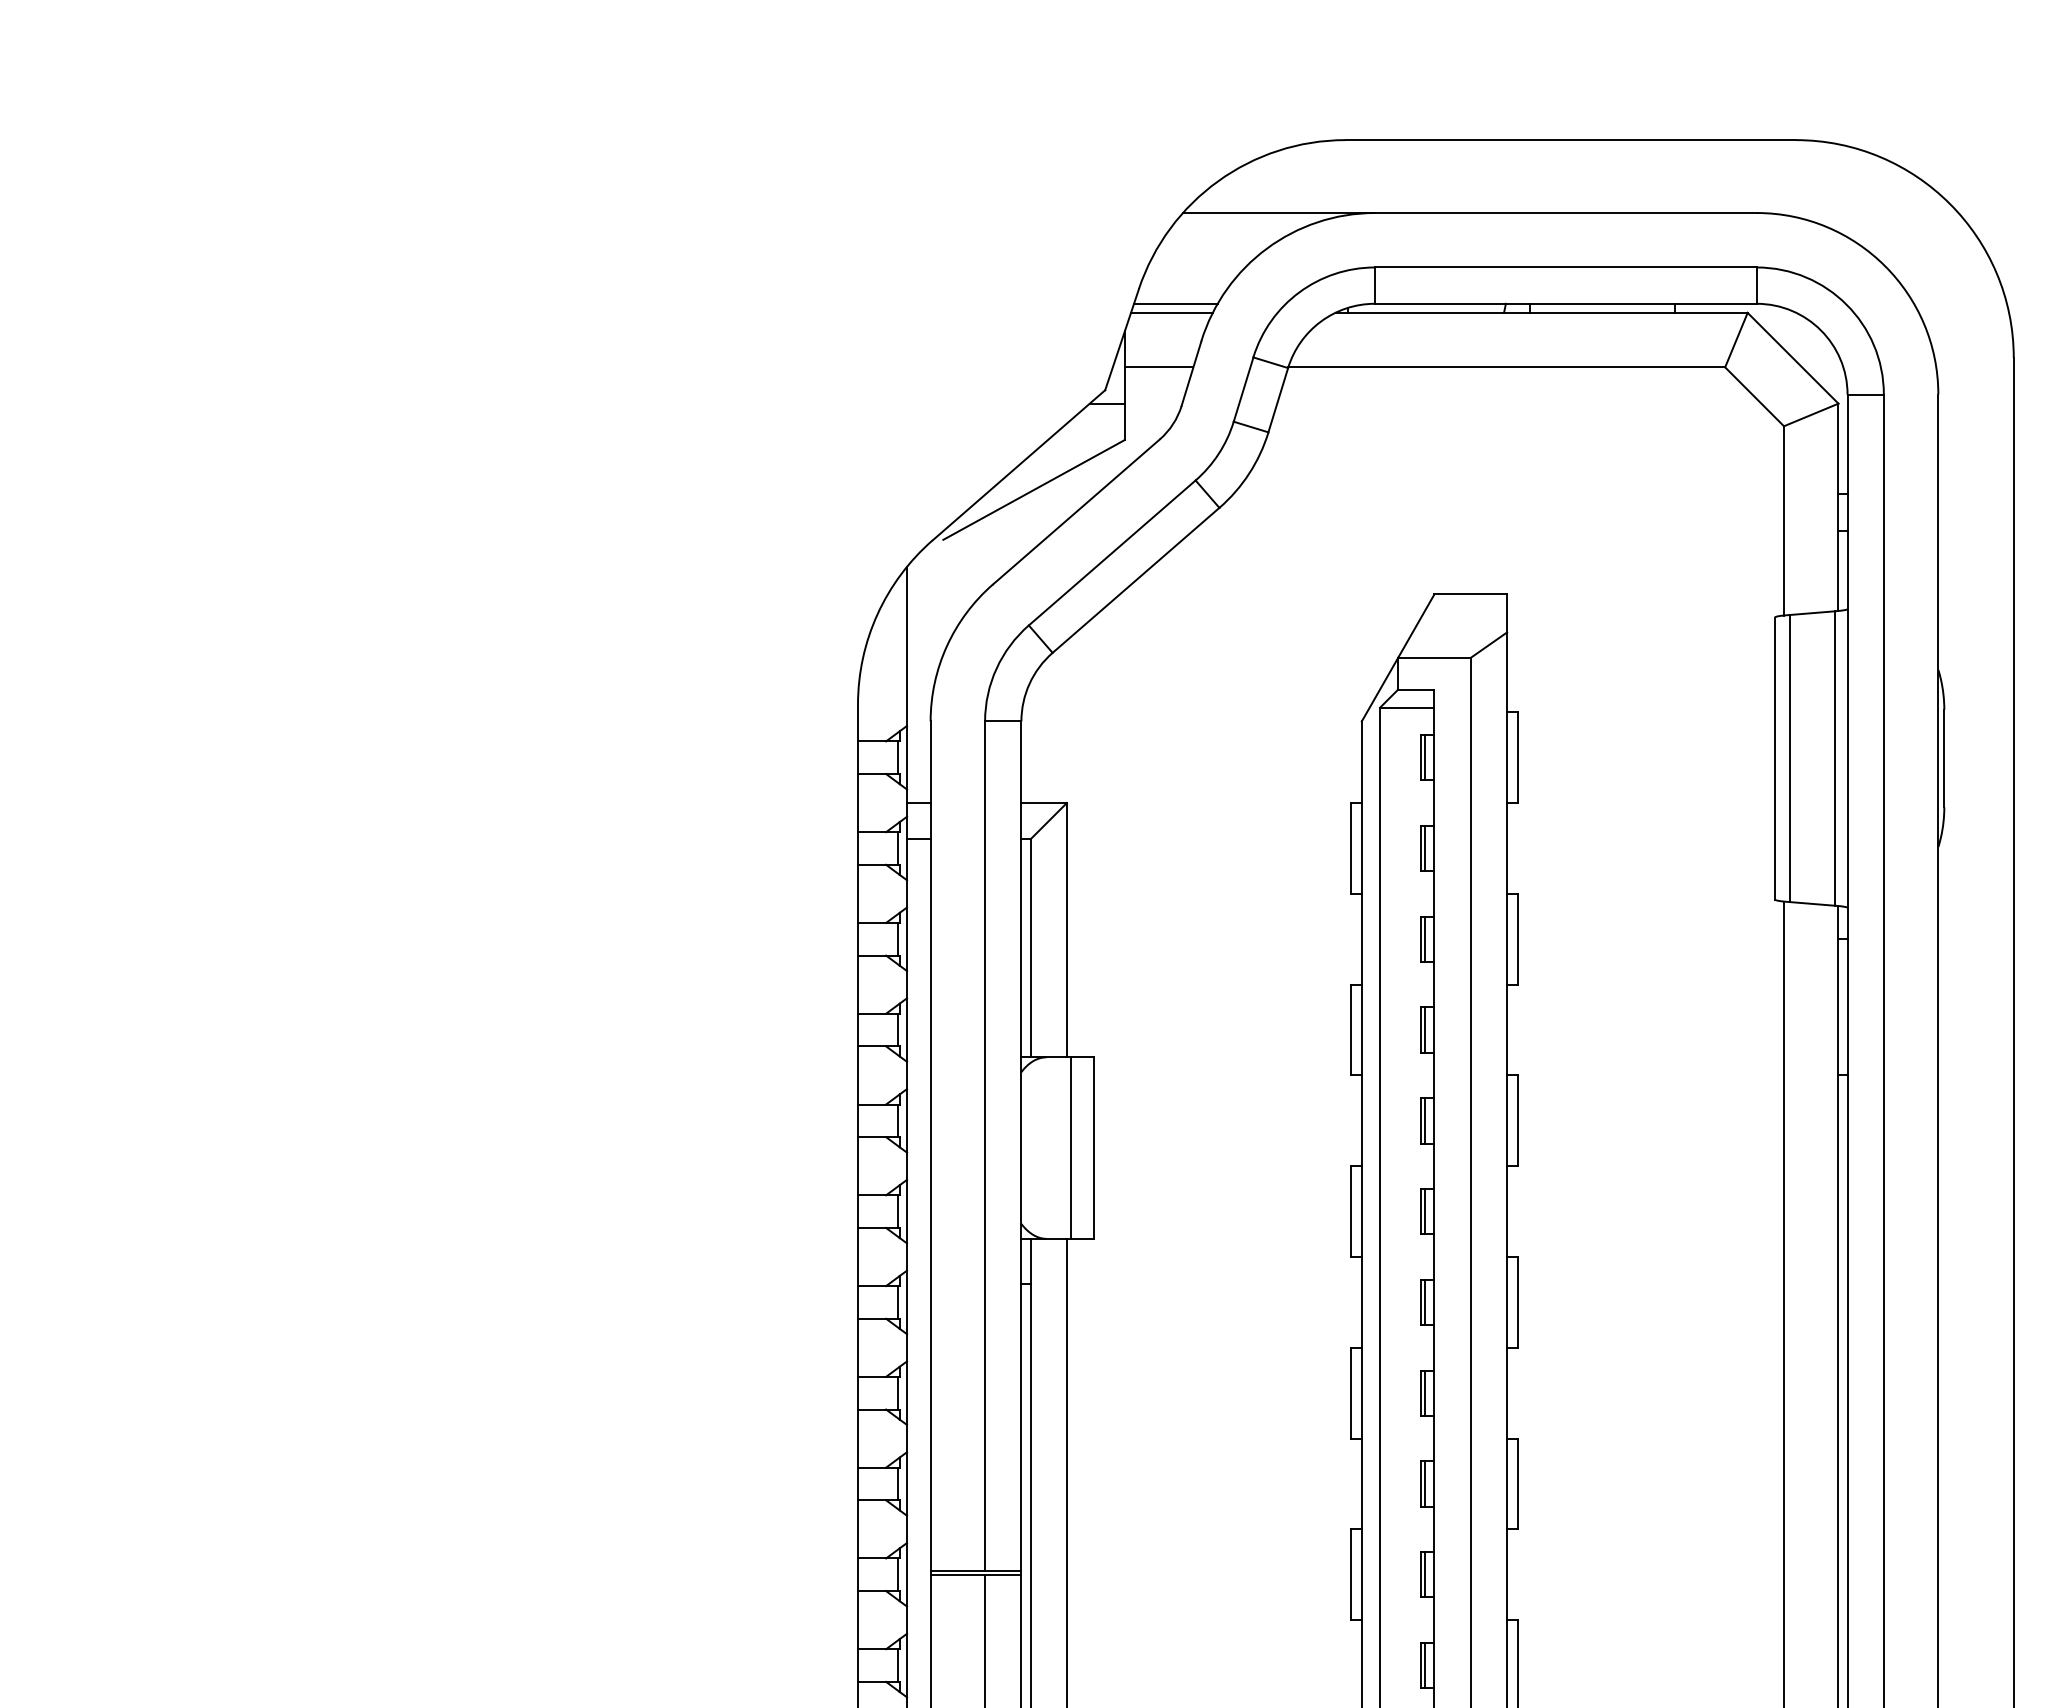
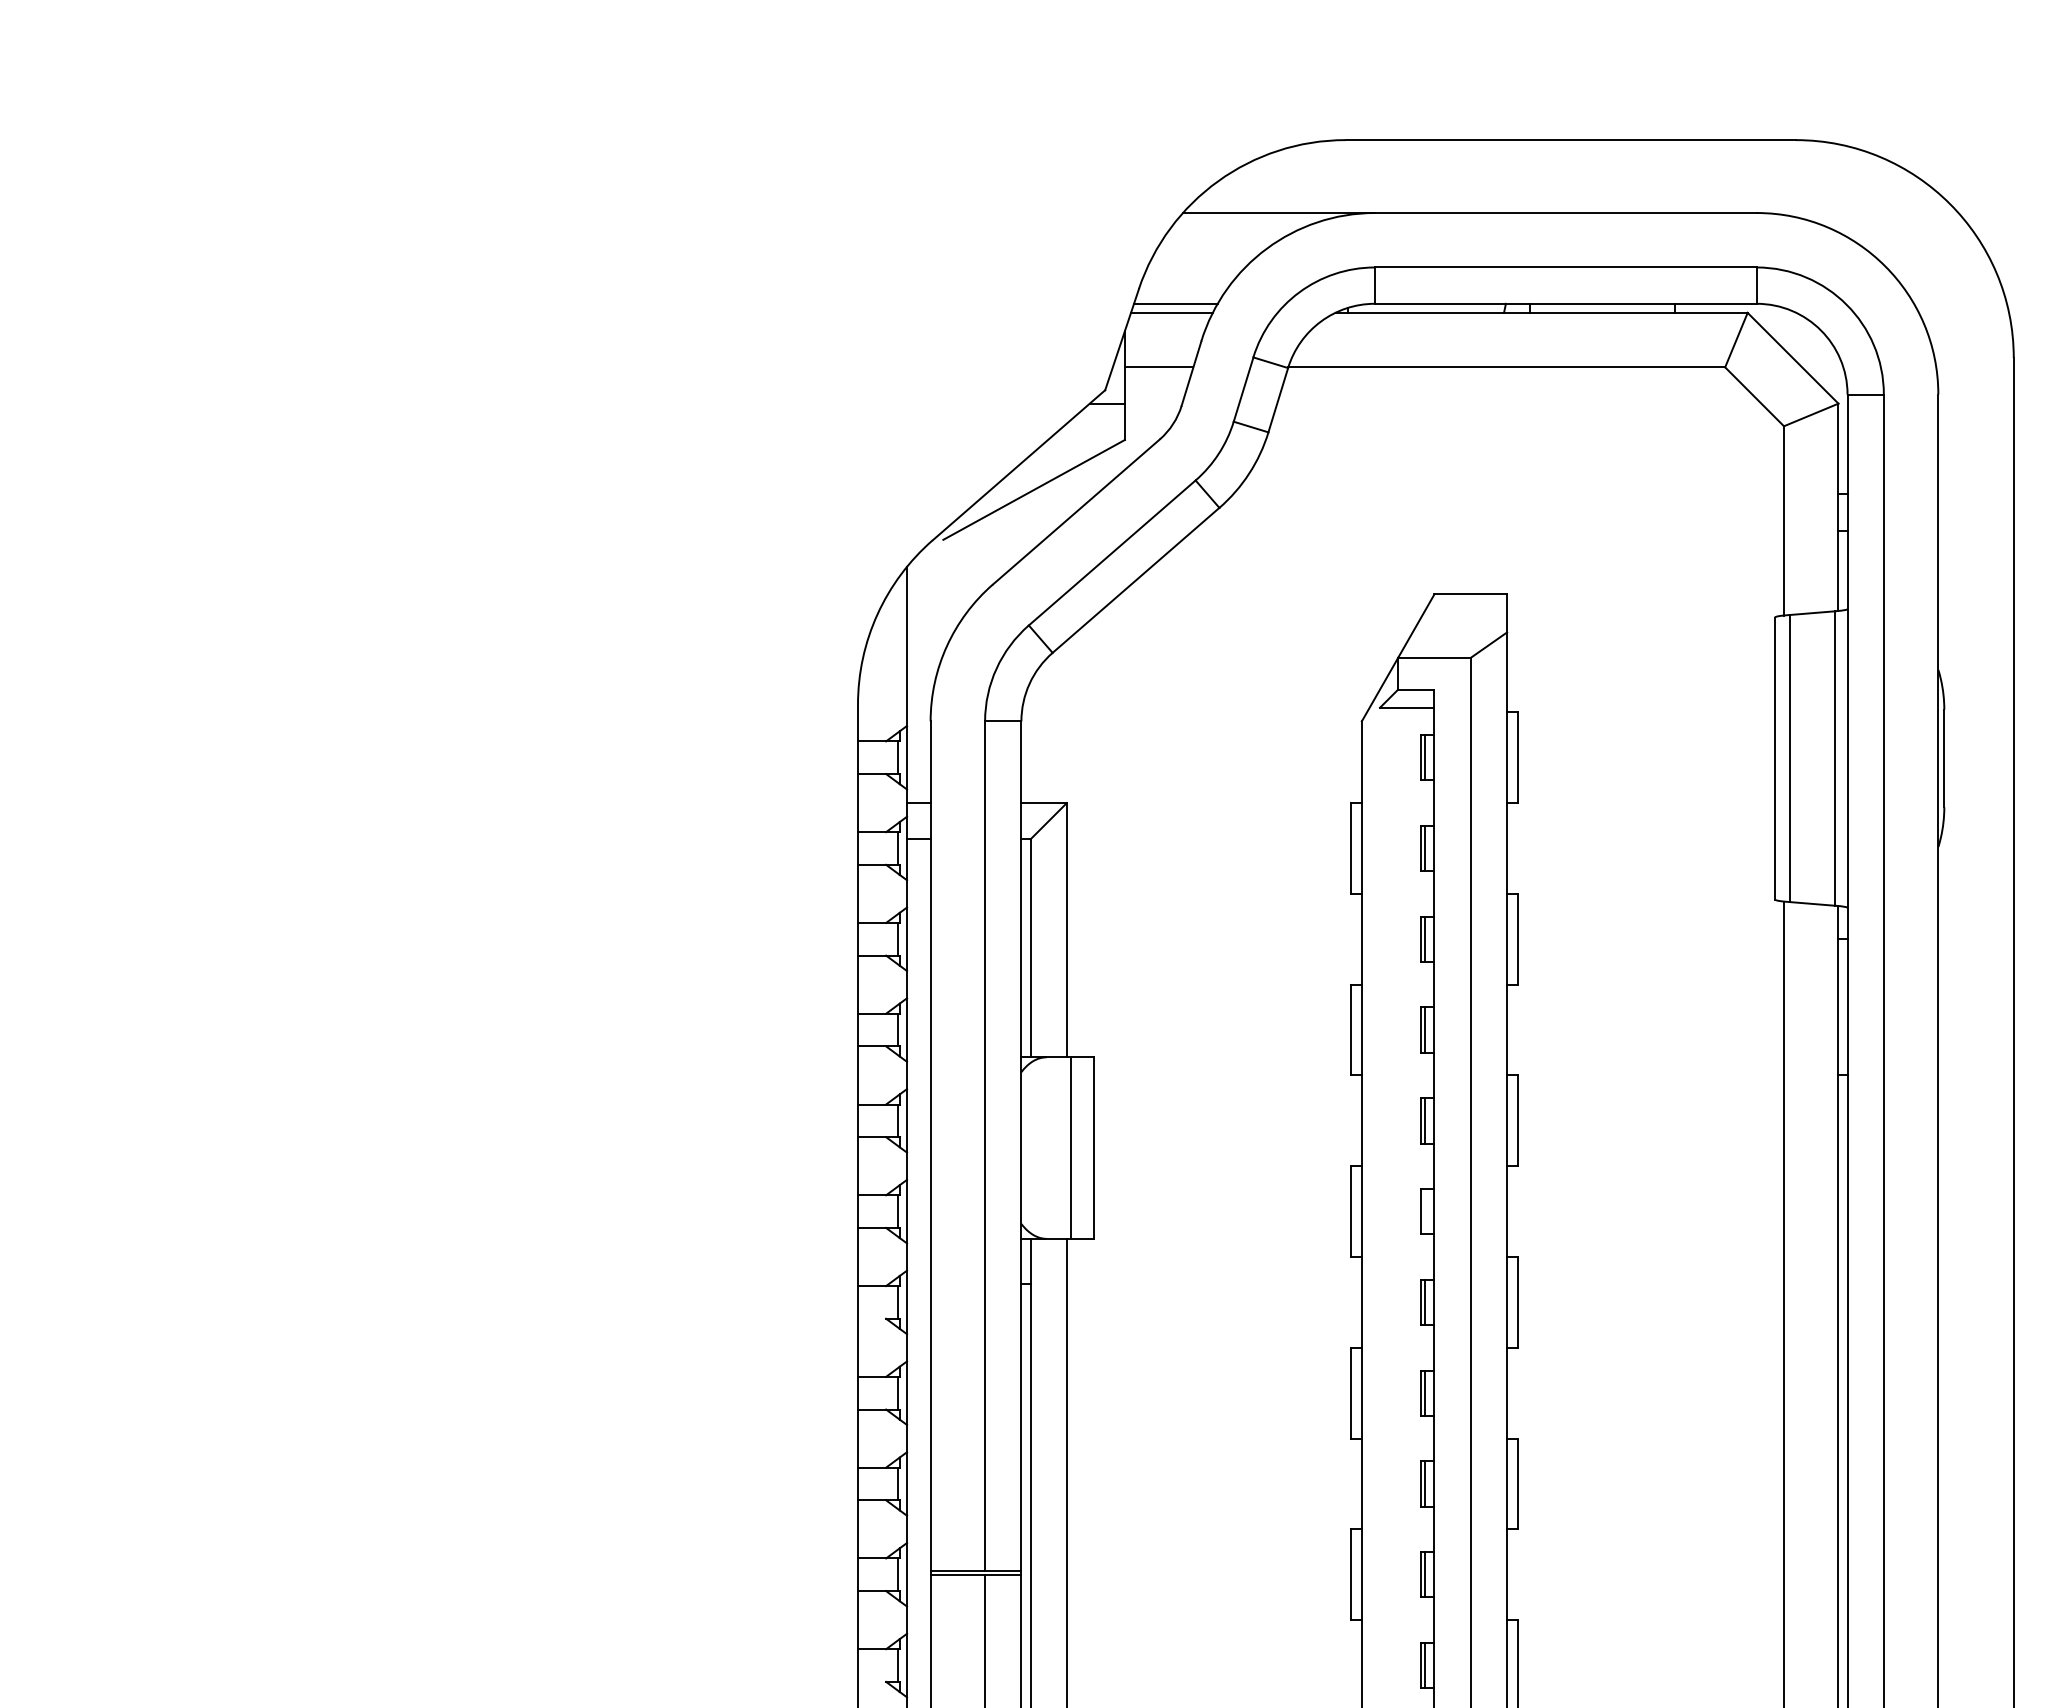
line: present -> none (1380, 1205)
line: present -> none (1425, 1211)
line: present -> none (872, 1318)
line: present -> none (872, 1681)
